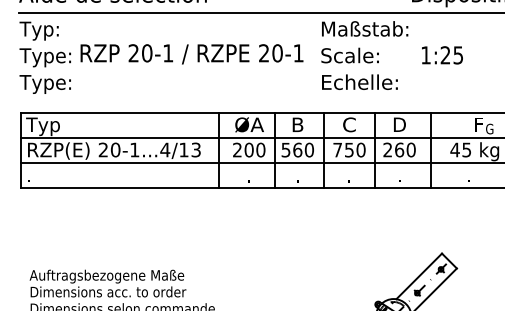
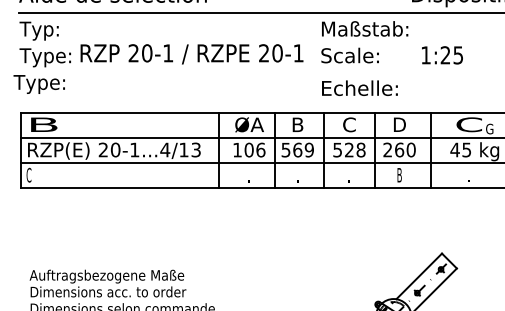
text position: (359, 81) -> (359, 87) (359, 87)
text position: (44, 84) -> (38, 84) (38, 84)
text: F -> C (469, 124)
text: Typ -> B (42, 126)
text: 200 -> 106 (249, 149)
text: 750 -> 528 (349, 149)
text: 560 -> 569 (308, 150)
text: . -> C (28, 174)
text: . -> B (399, 175)
